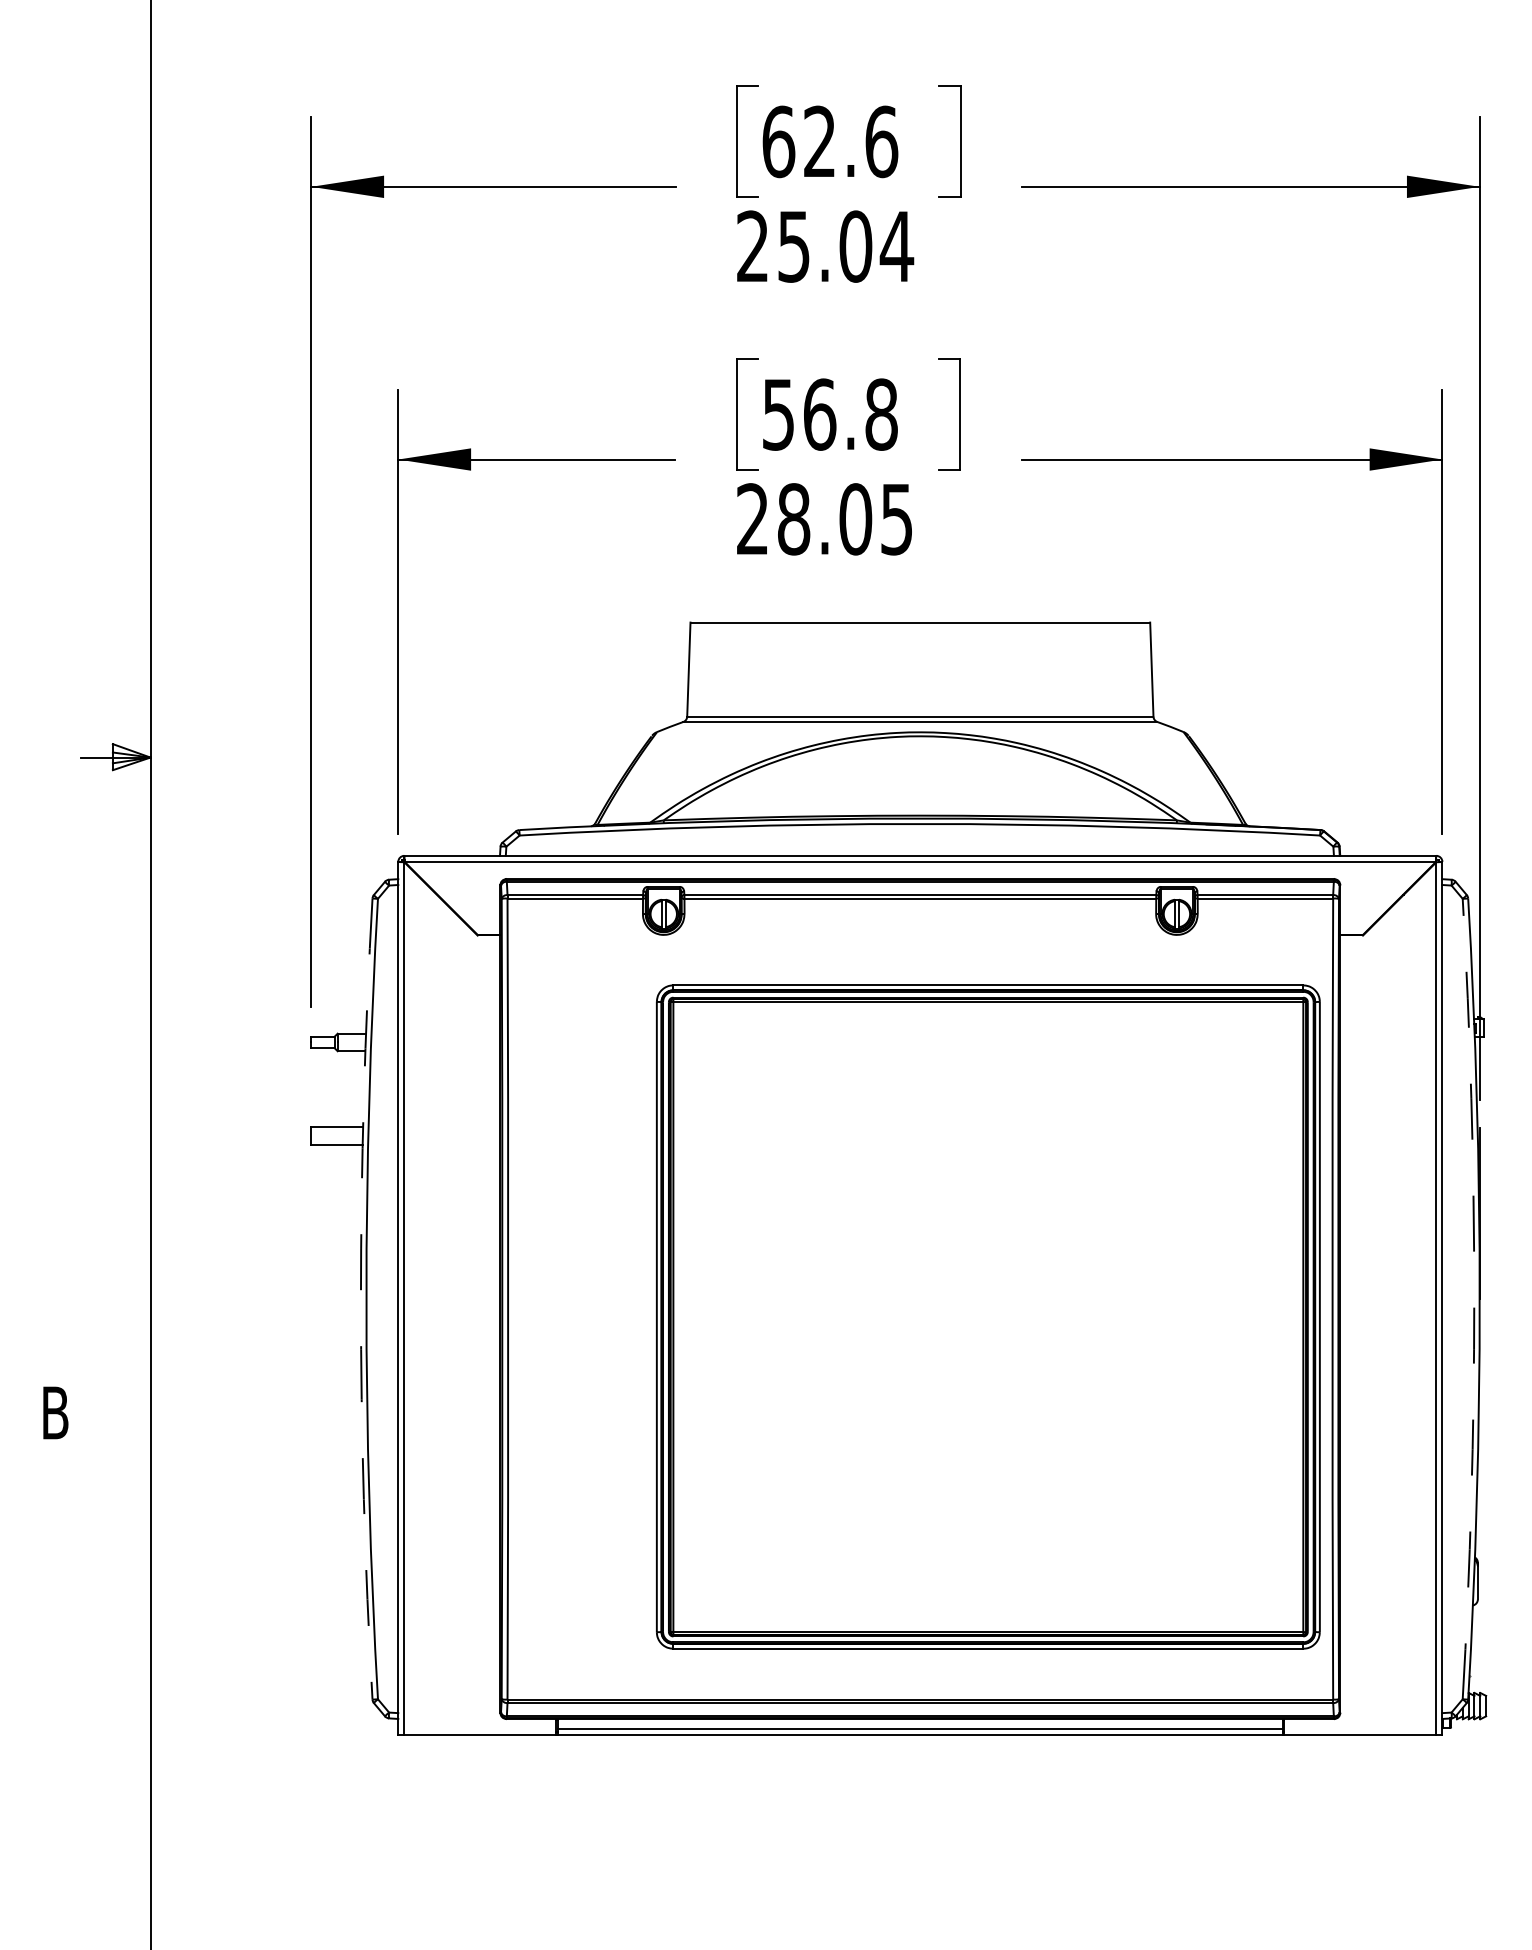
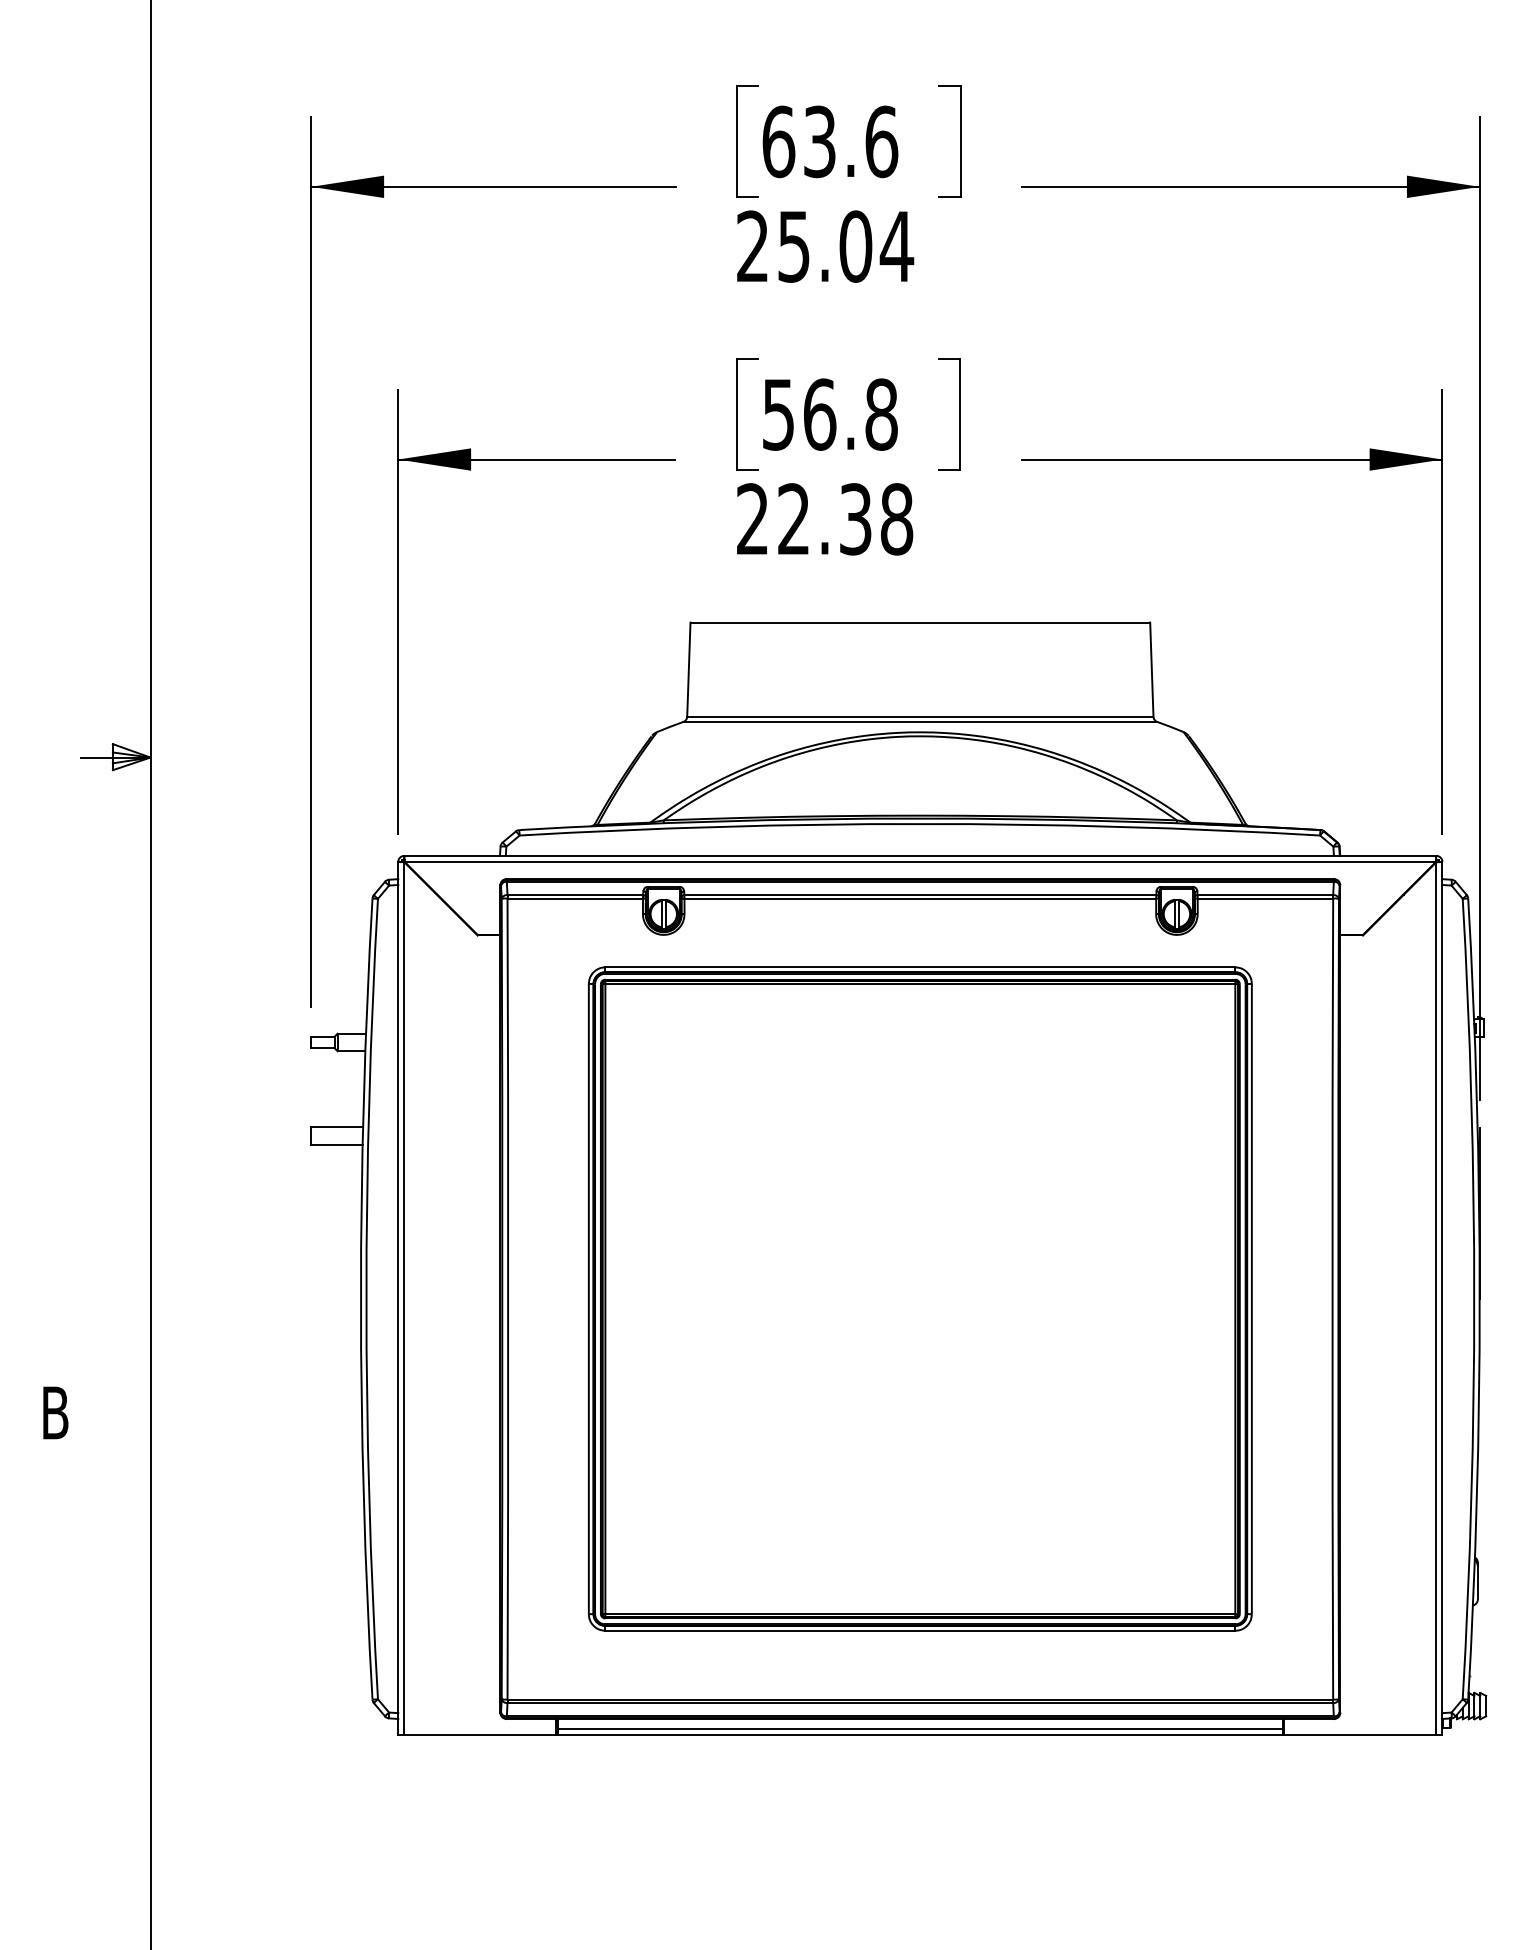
text: 62.6 -> 63.6 (819, 141)
text: 28.05 -> 22.38 (845, 519)
arc: dashed -> solid (360, 1299)
arc: dashed -> solid (1474, 1299)
part position: (988, 1316) -> (920, 1298) (920, 1298)
